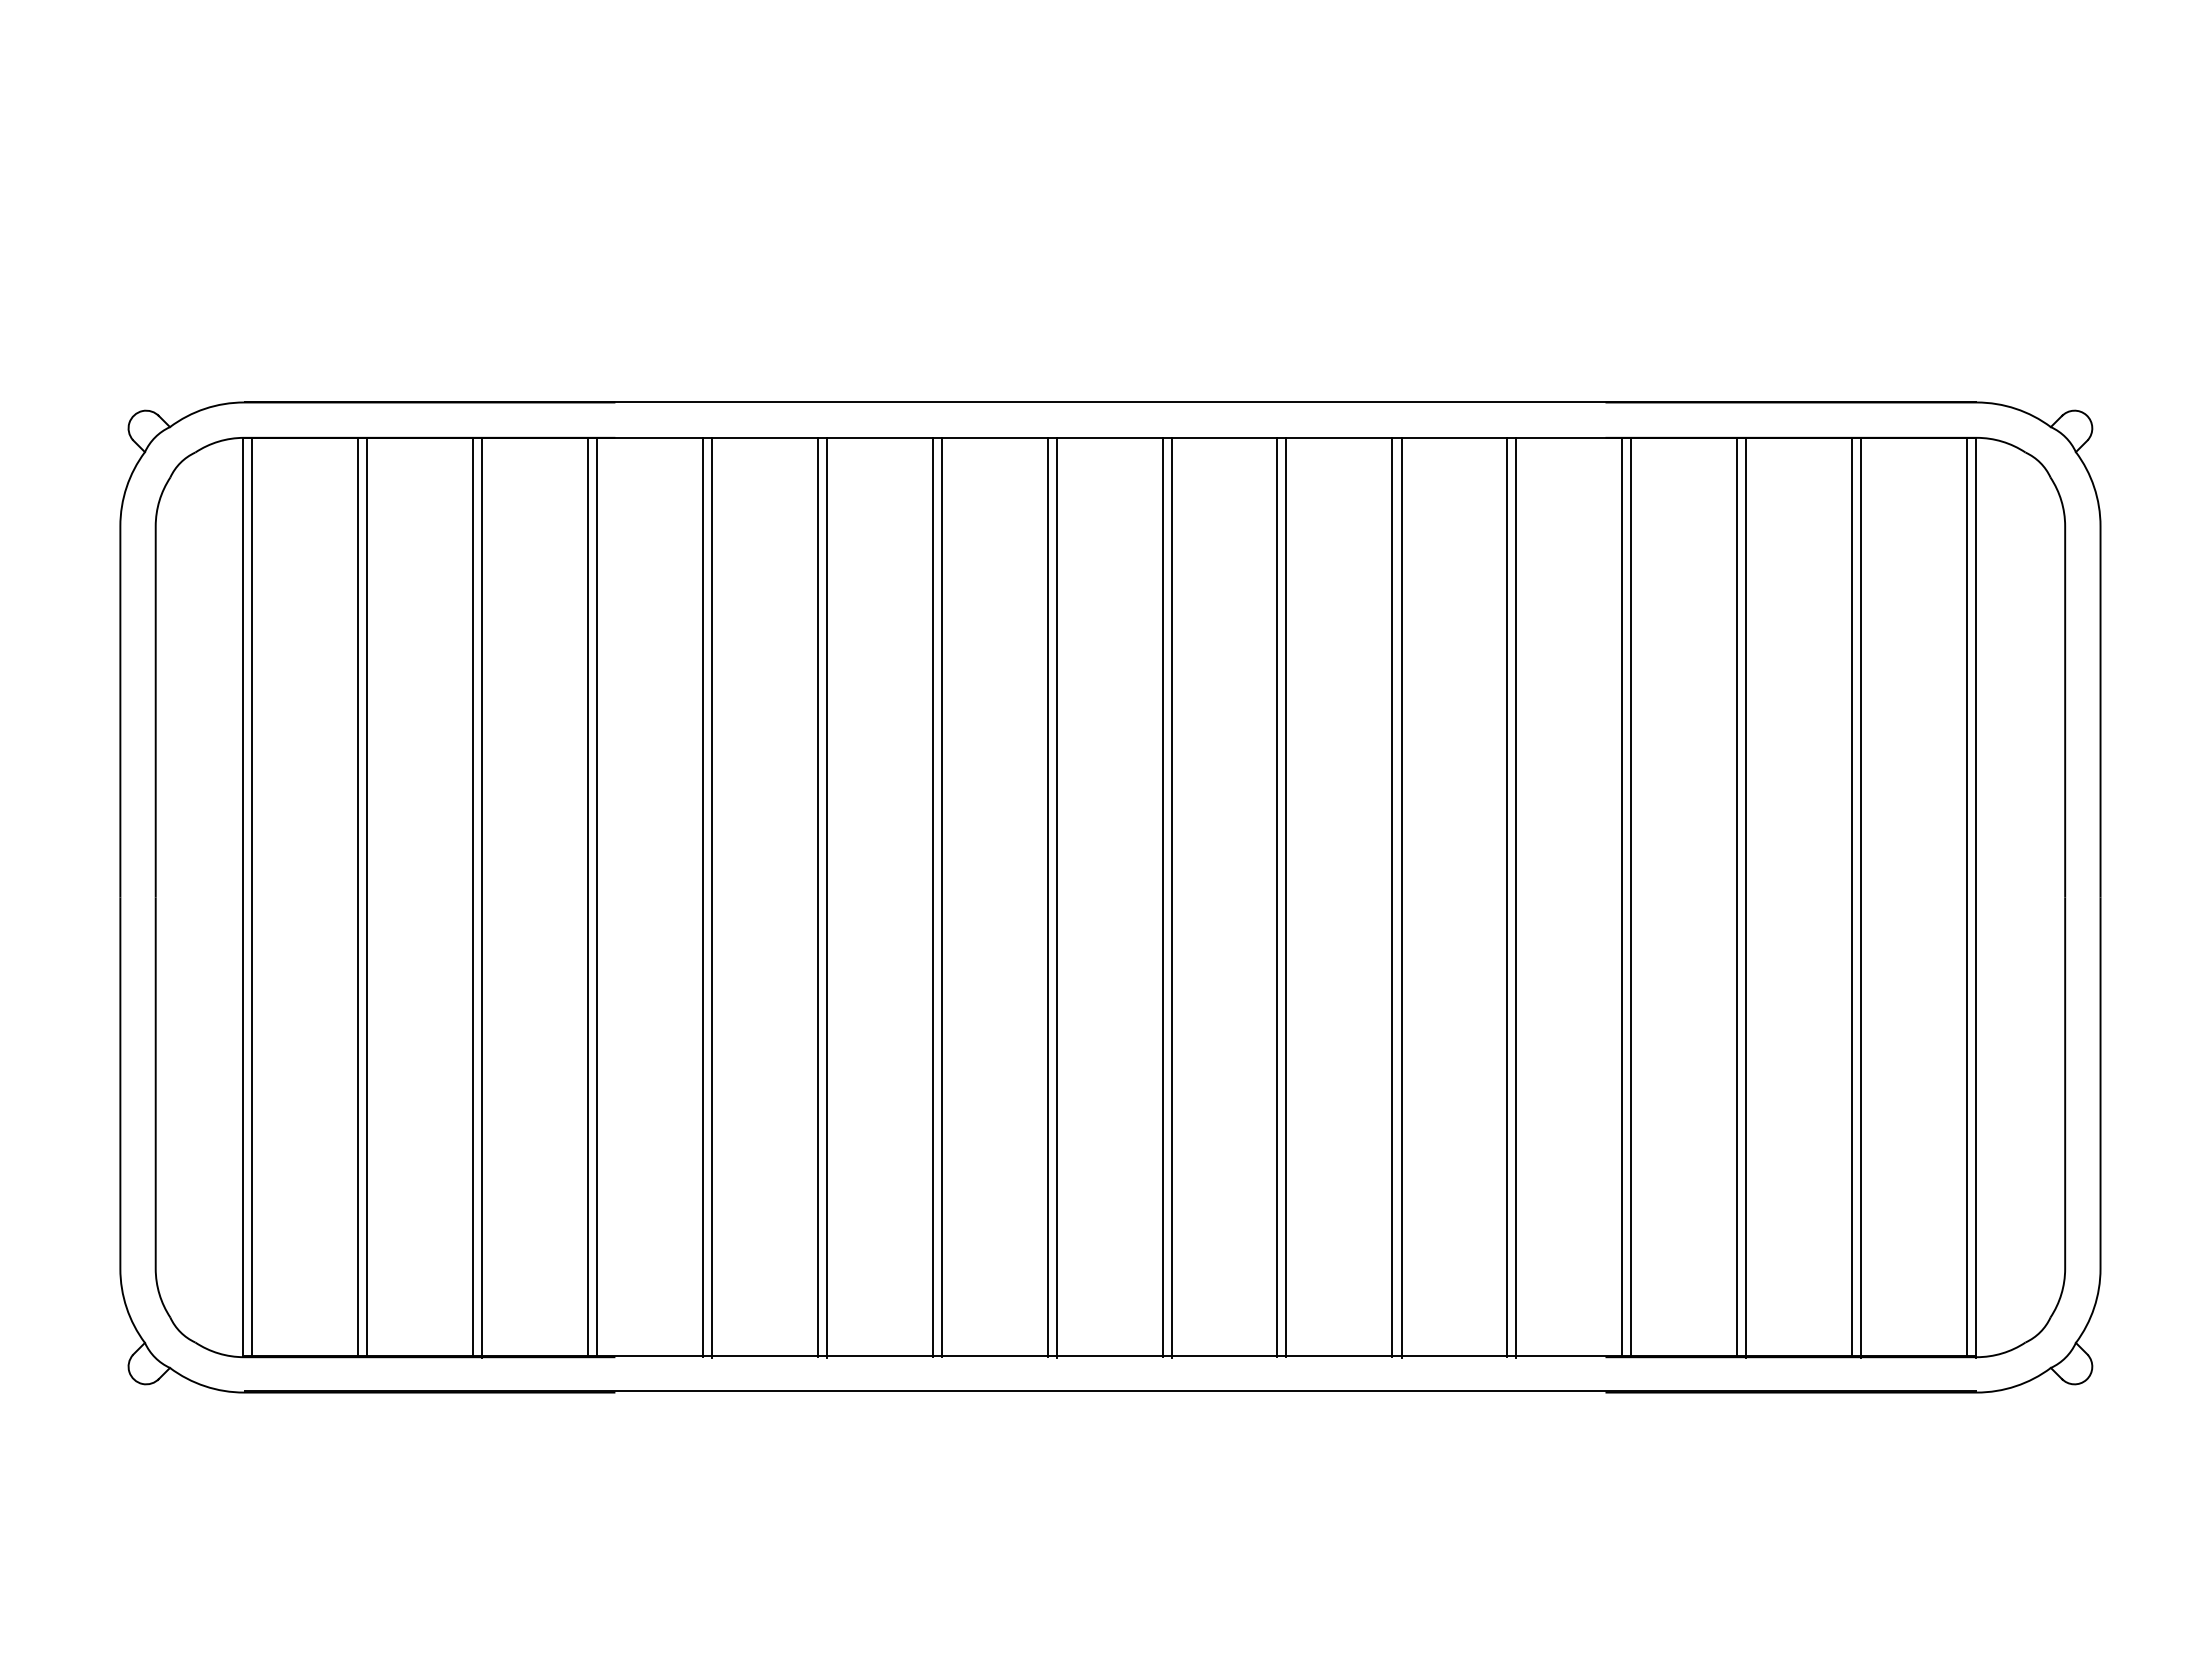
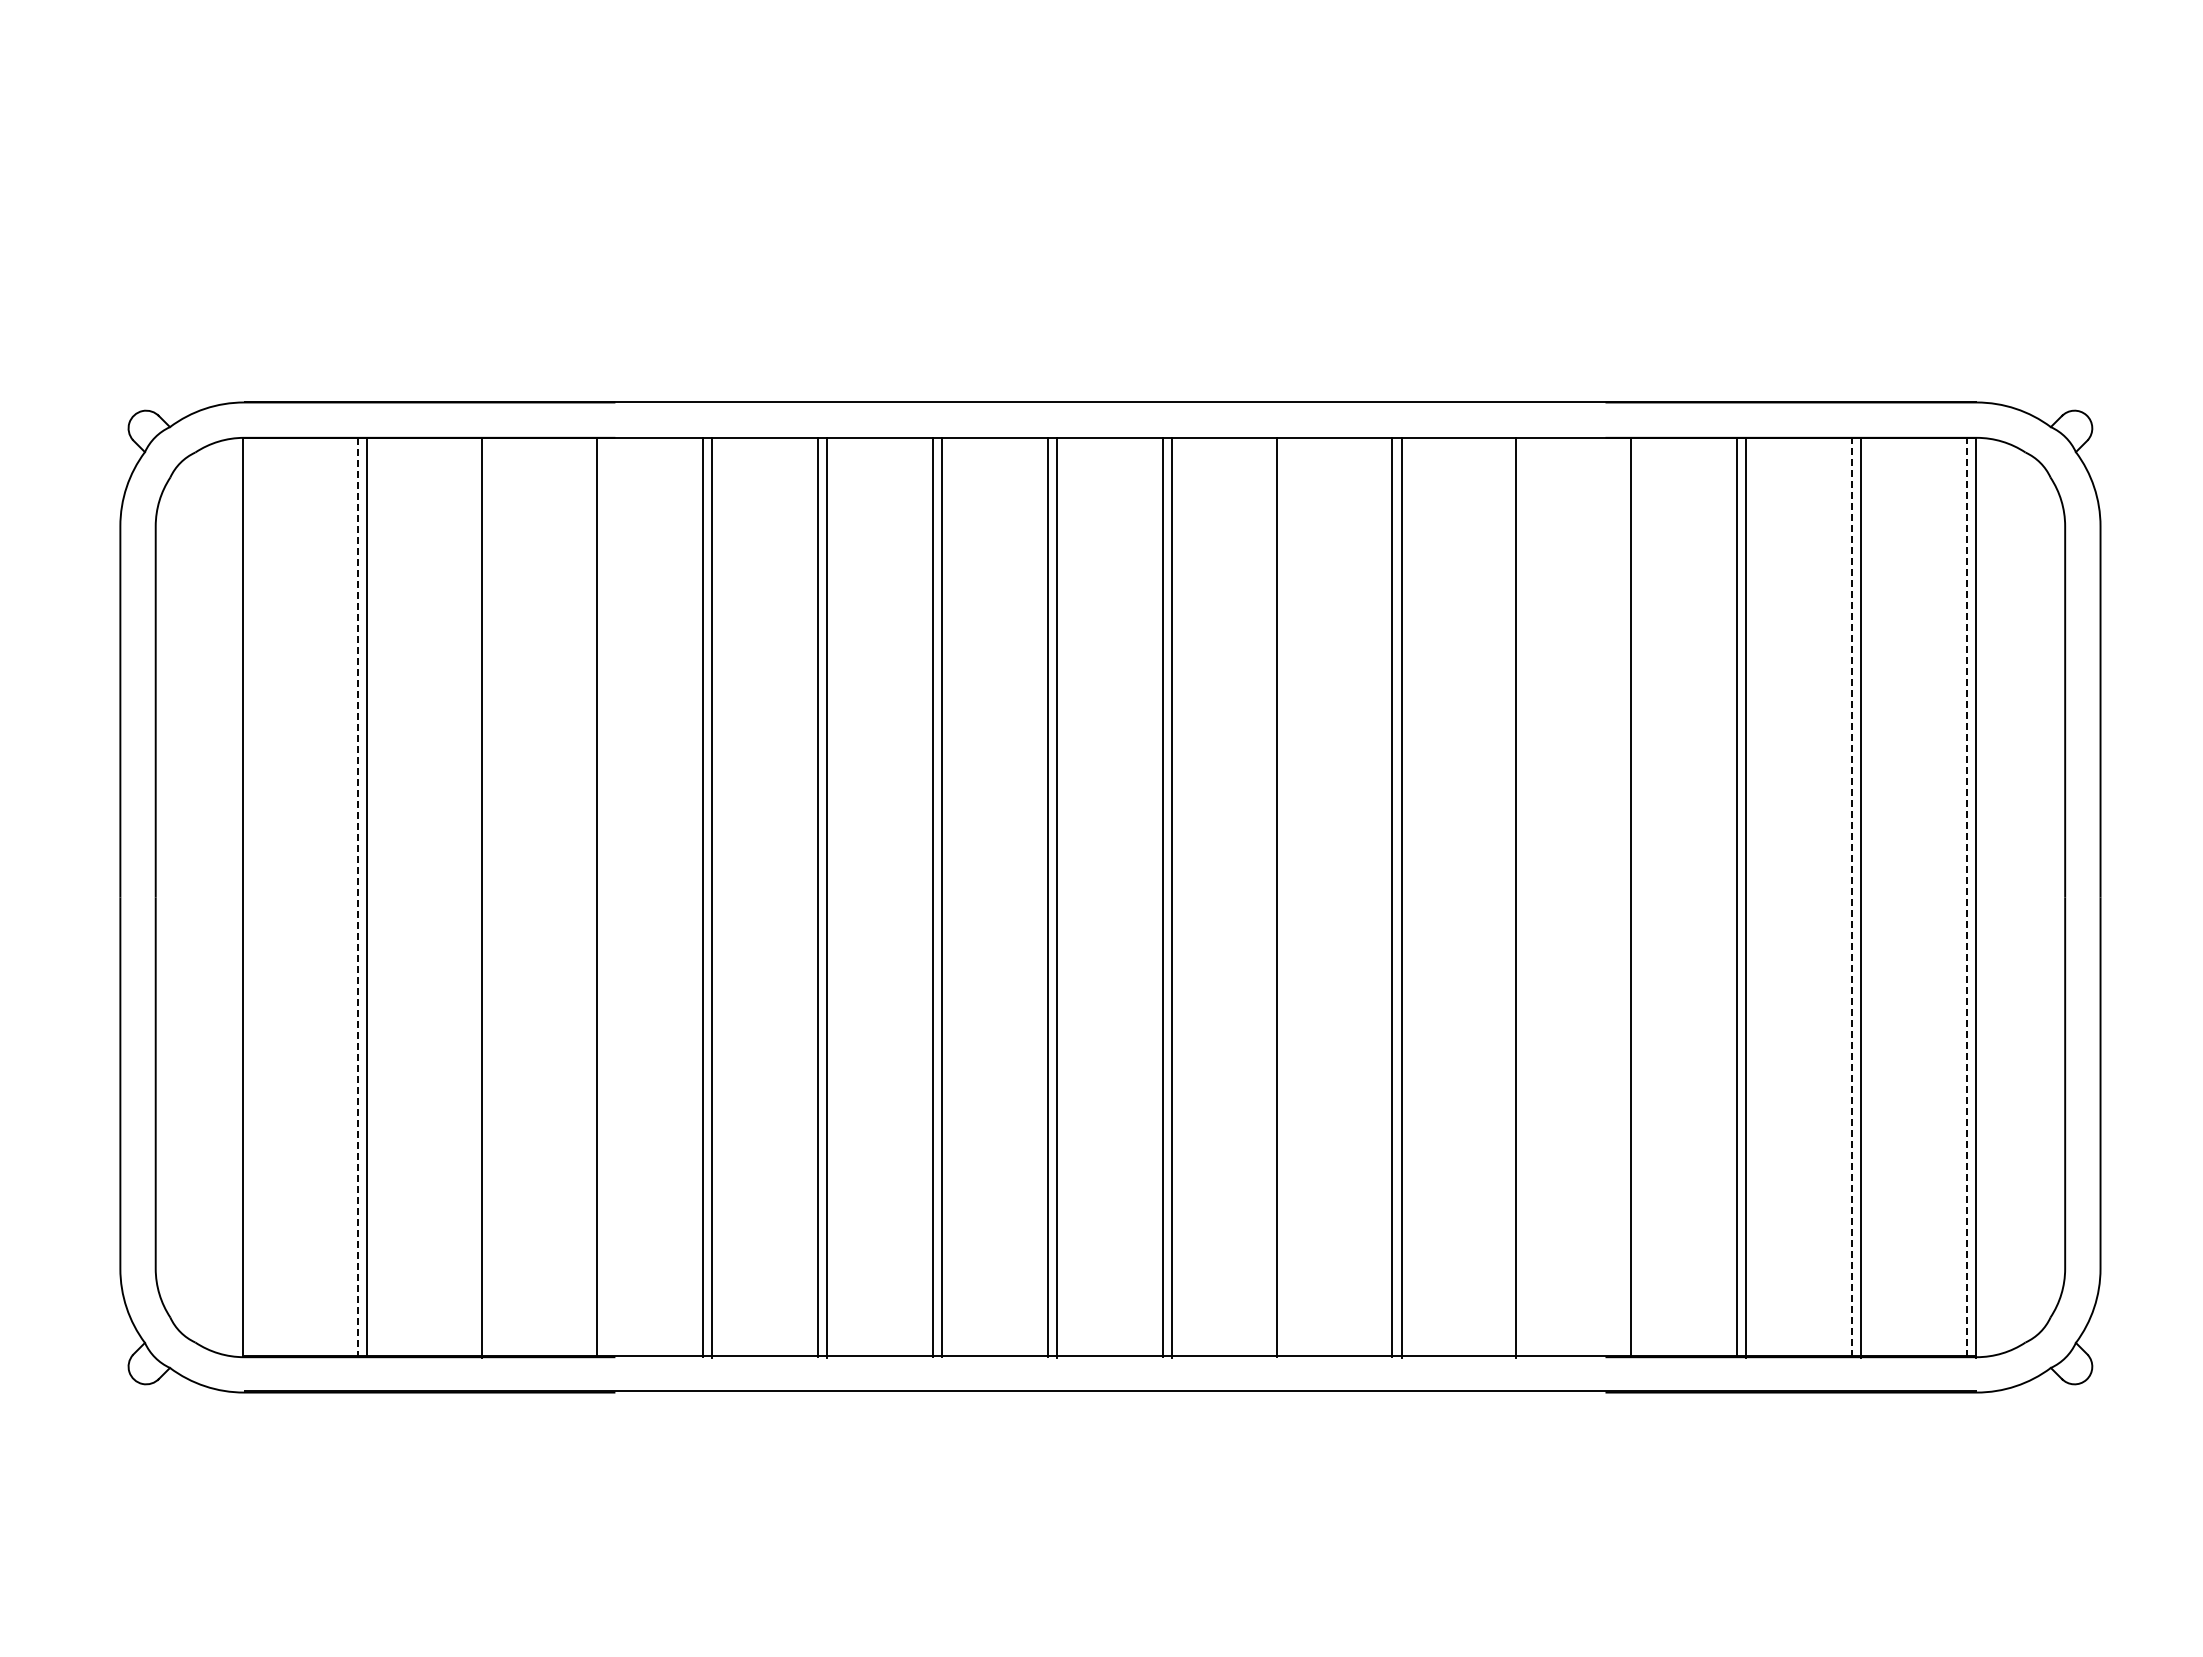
line: present -> none (251, 896)
line: present -> none (473, 896)
line: present -> none (587, 896)
line: present -> none (1286, 896)
line: present -> none (1622, 896)
line: solid -> dashed (357, 897)
line: present -> none (1507, 897)
line: solid -> dashed (1852, 897)
line: solid -> dashed (1966, 897)
